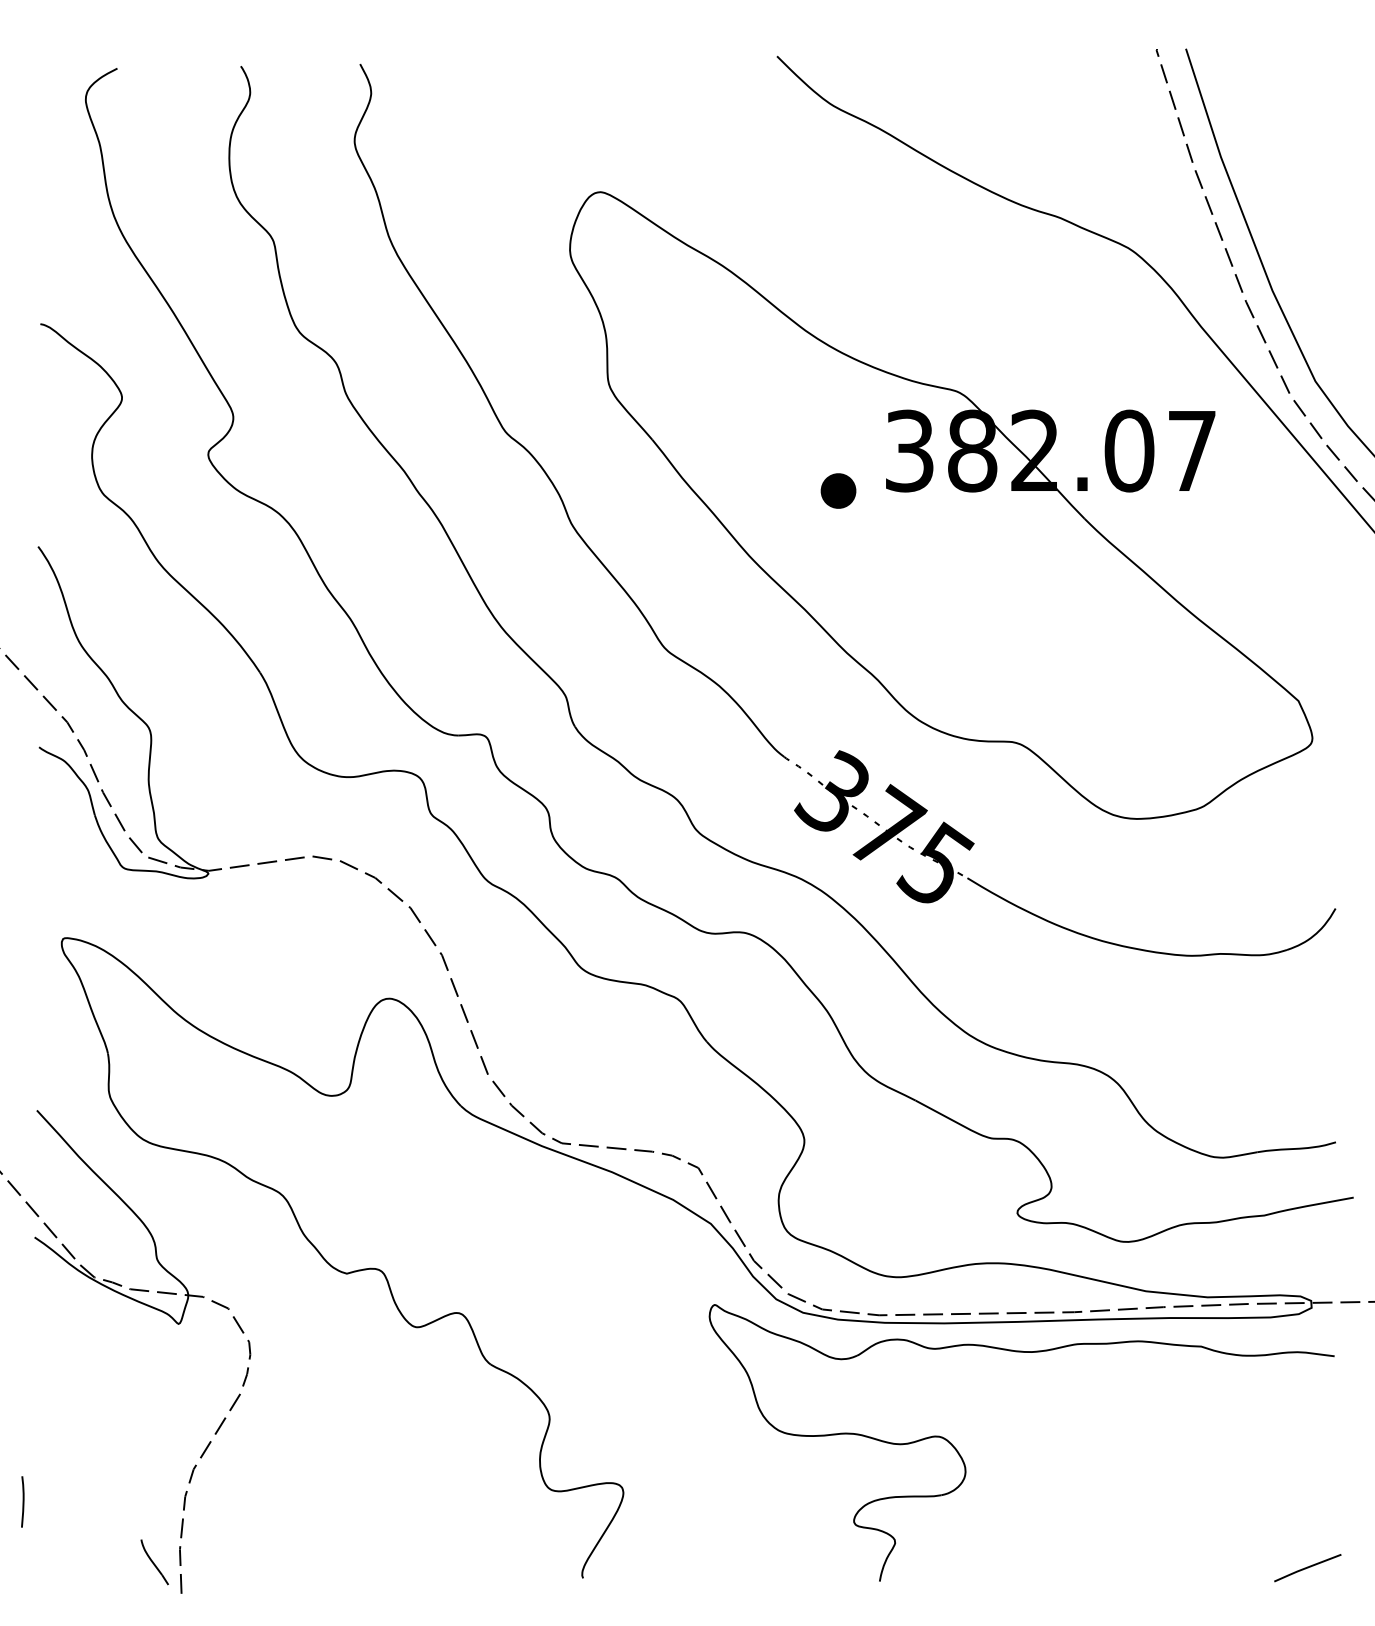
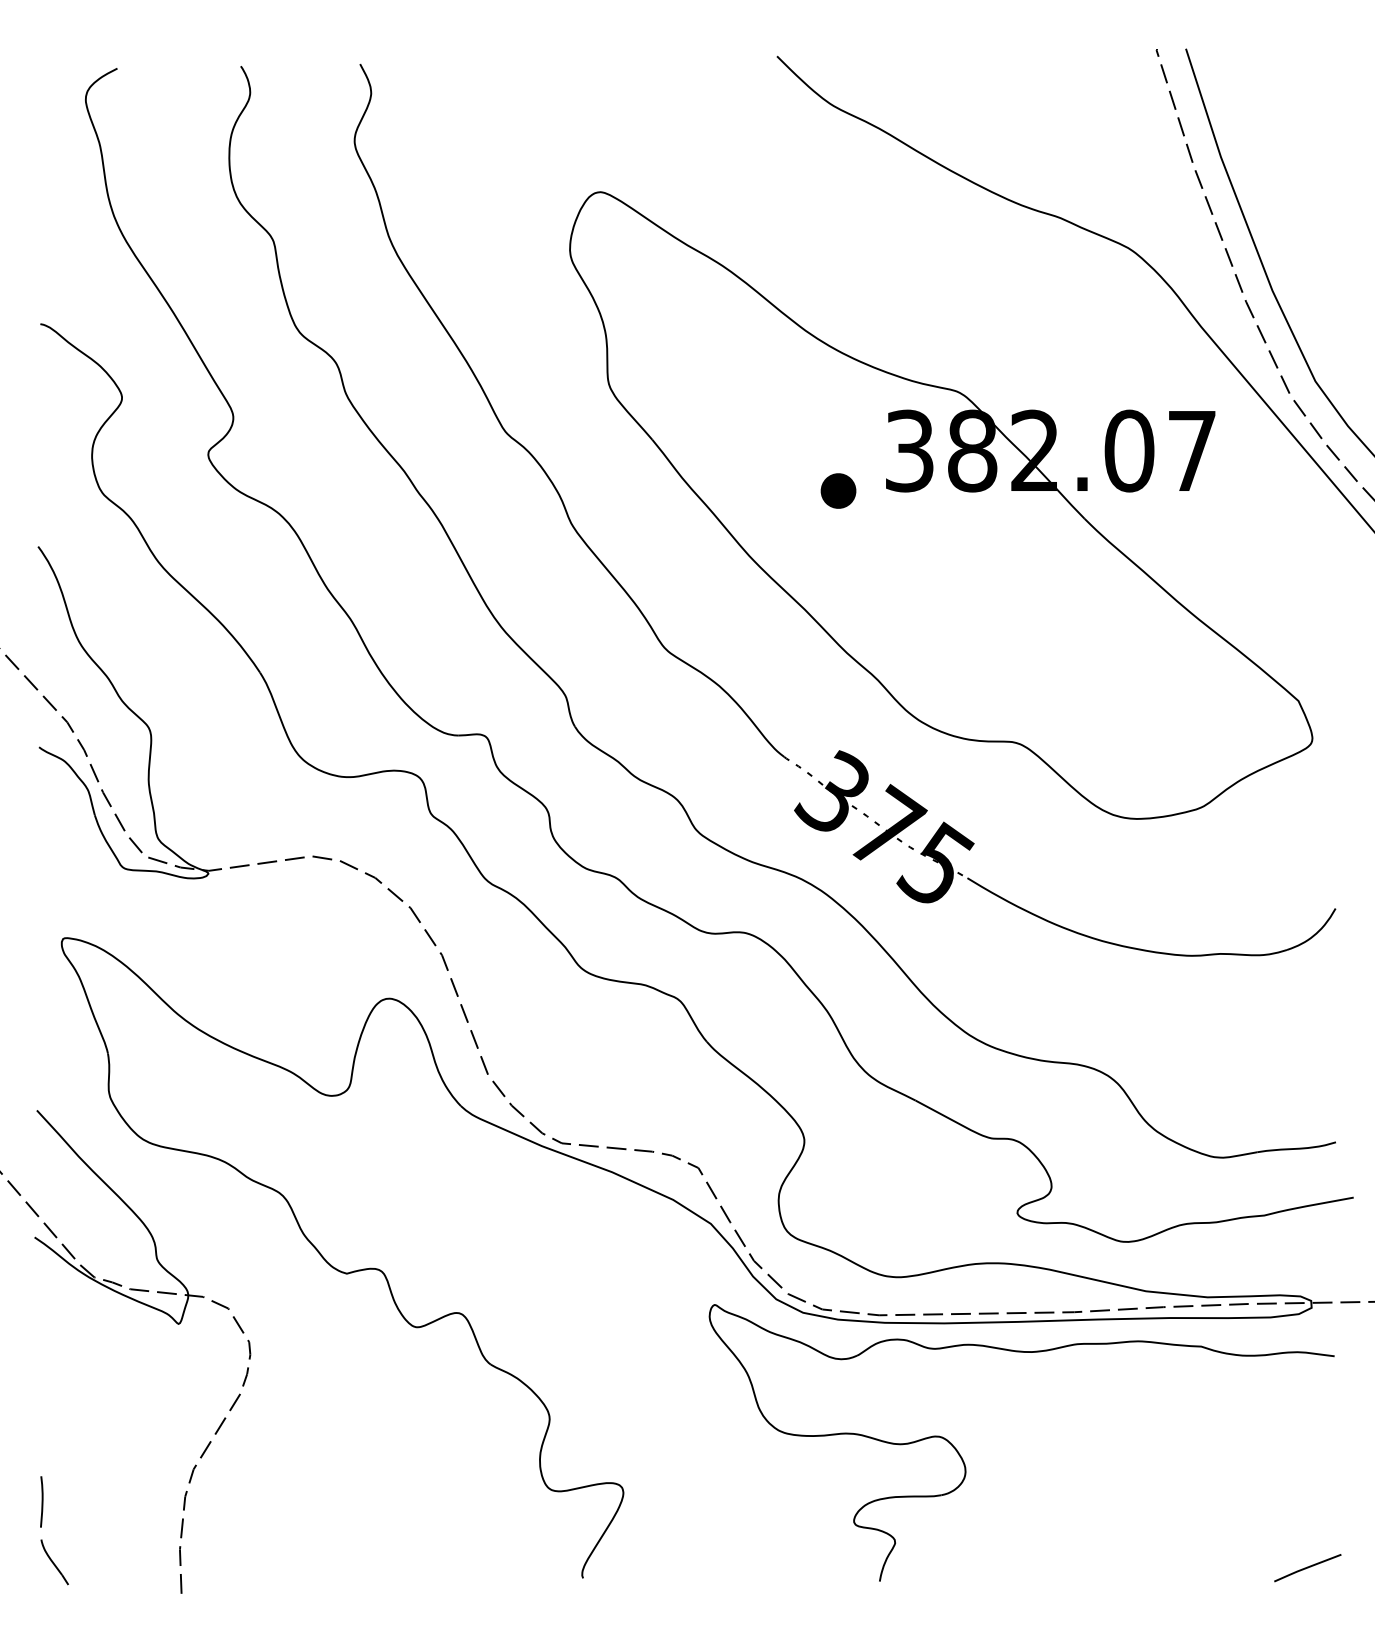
line position: (22, 1501) -> (41, 1501) (41, 1501)
part position: (154, 1562) -> (54, 1562) (54, 1562)
